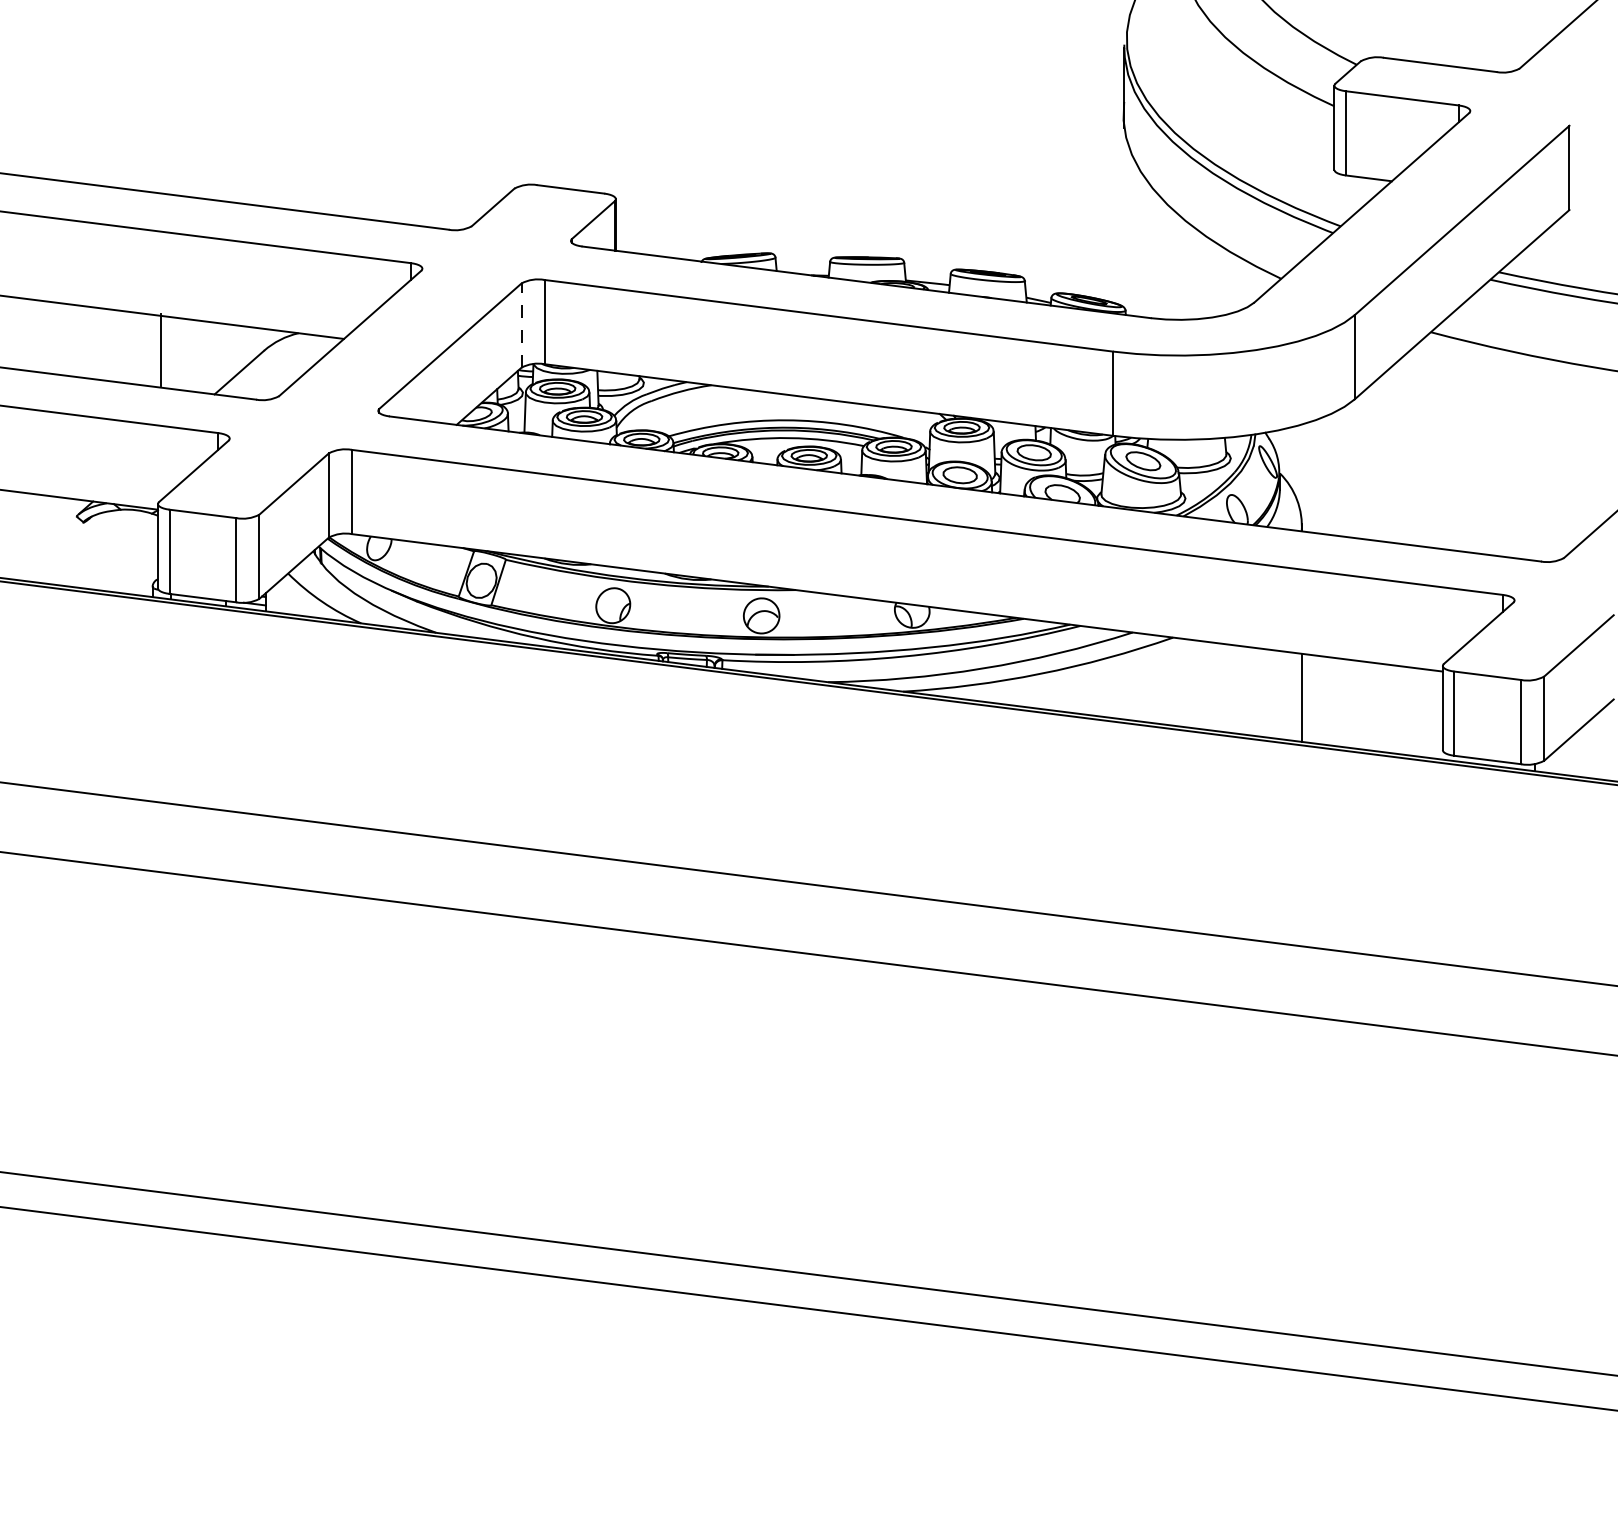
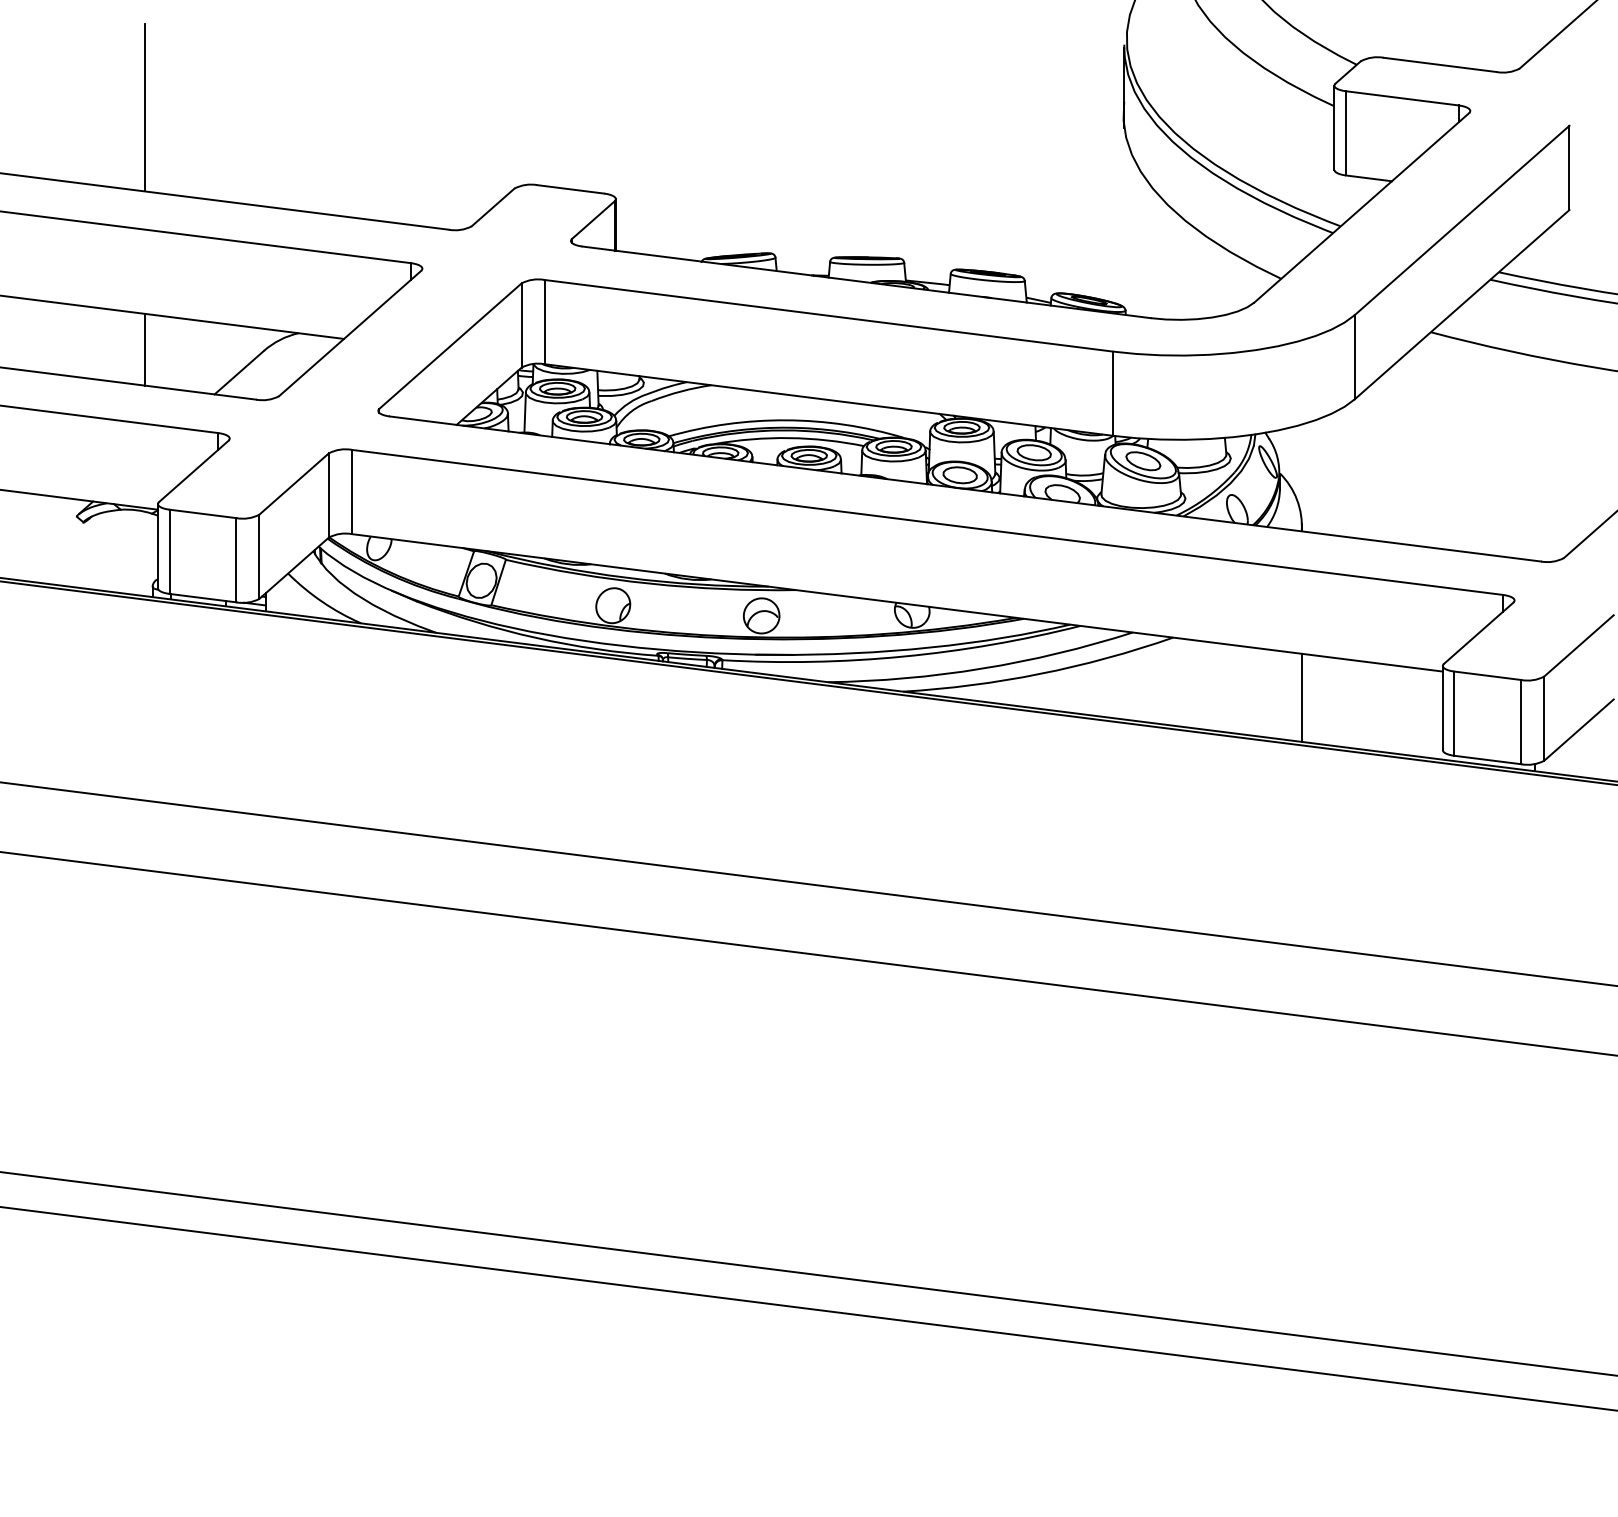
line: none -> present (145, 107)
line: dashed -> solid (521, 325)
line position: (161, 349) -> (145, 349) (145, 349)
